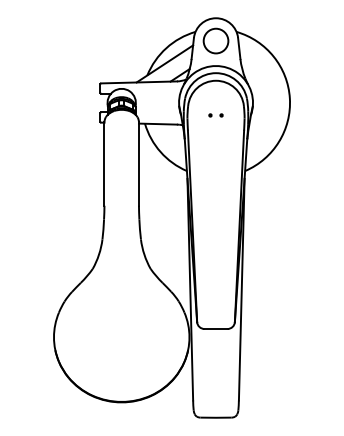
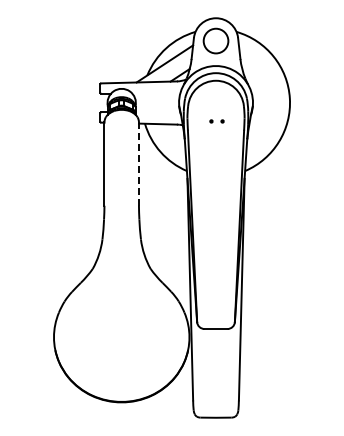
part position: (215, 115) -> (216, 121) (216, 121)
line: solid -> dashed (138, 163)
